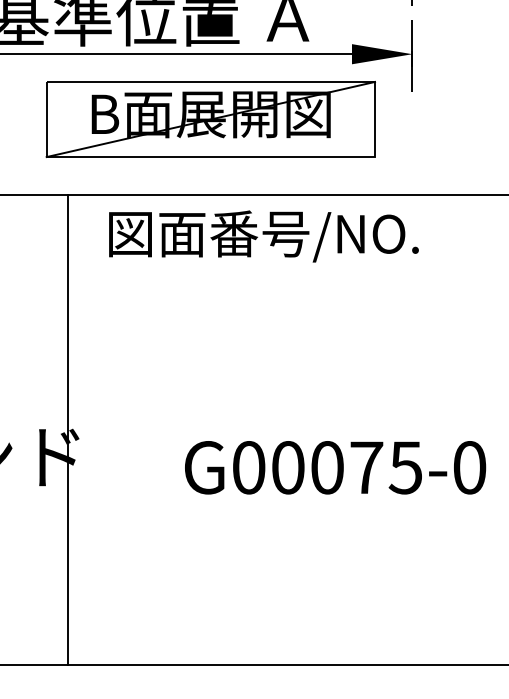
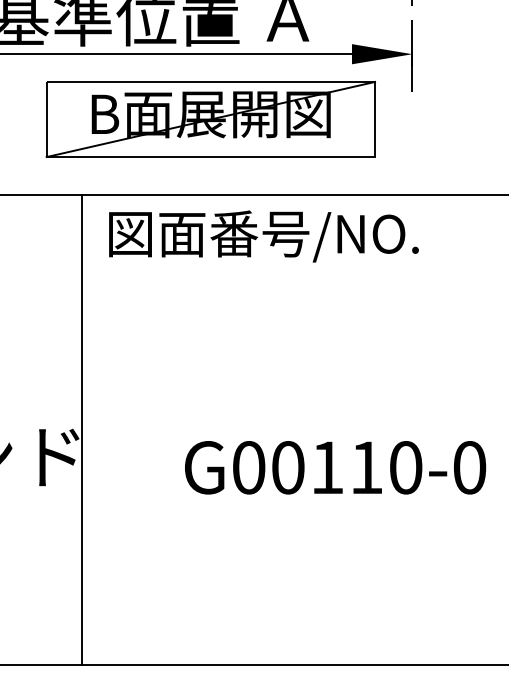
line position: (67, 429) -> (81, 429) (81, 429)
text: G00075-0 -> G00110-0 (366, 467)
